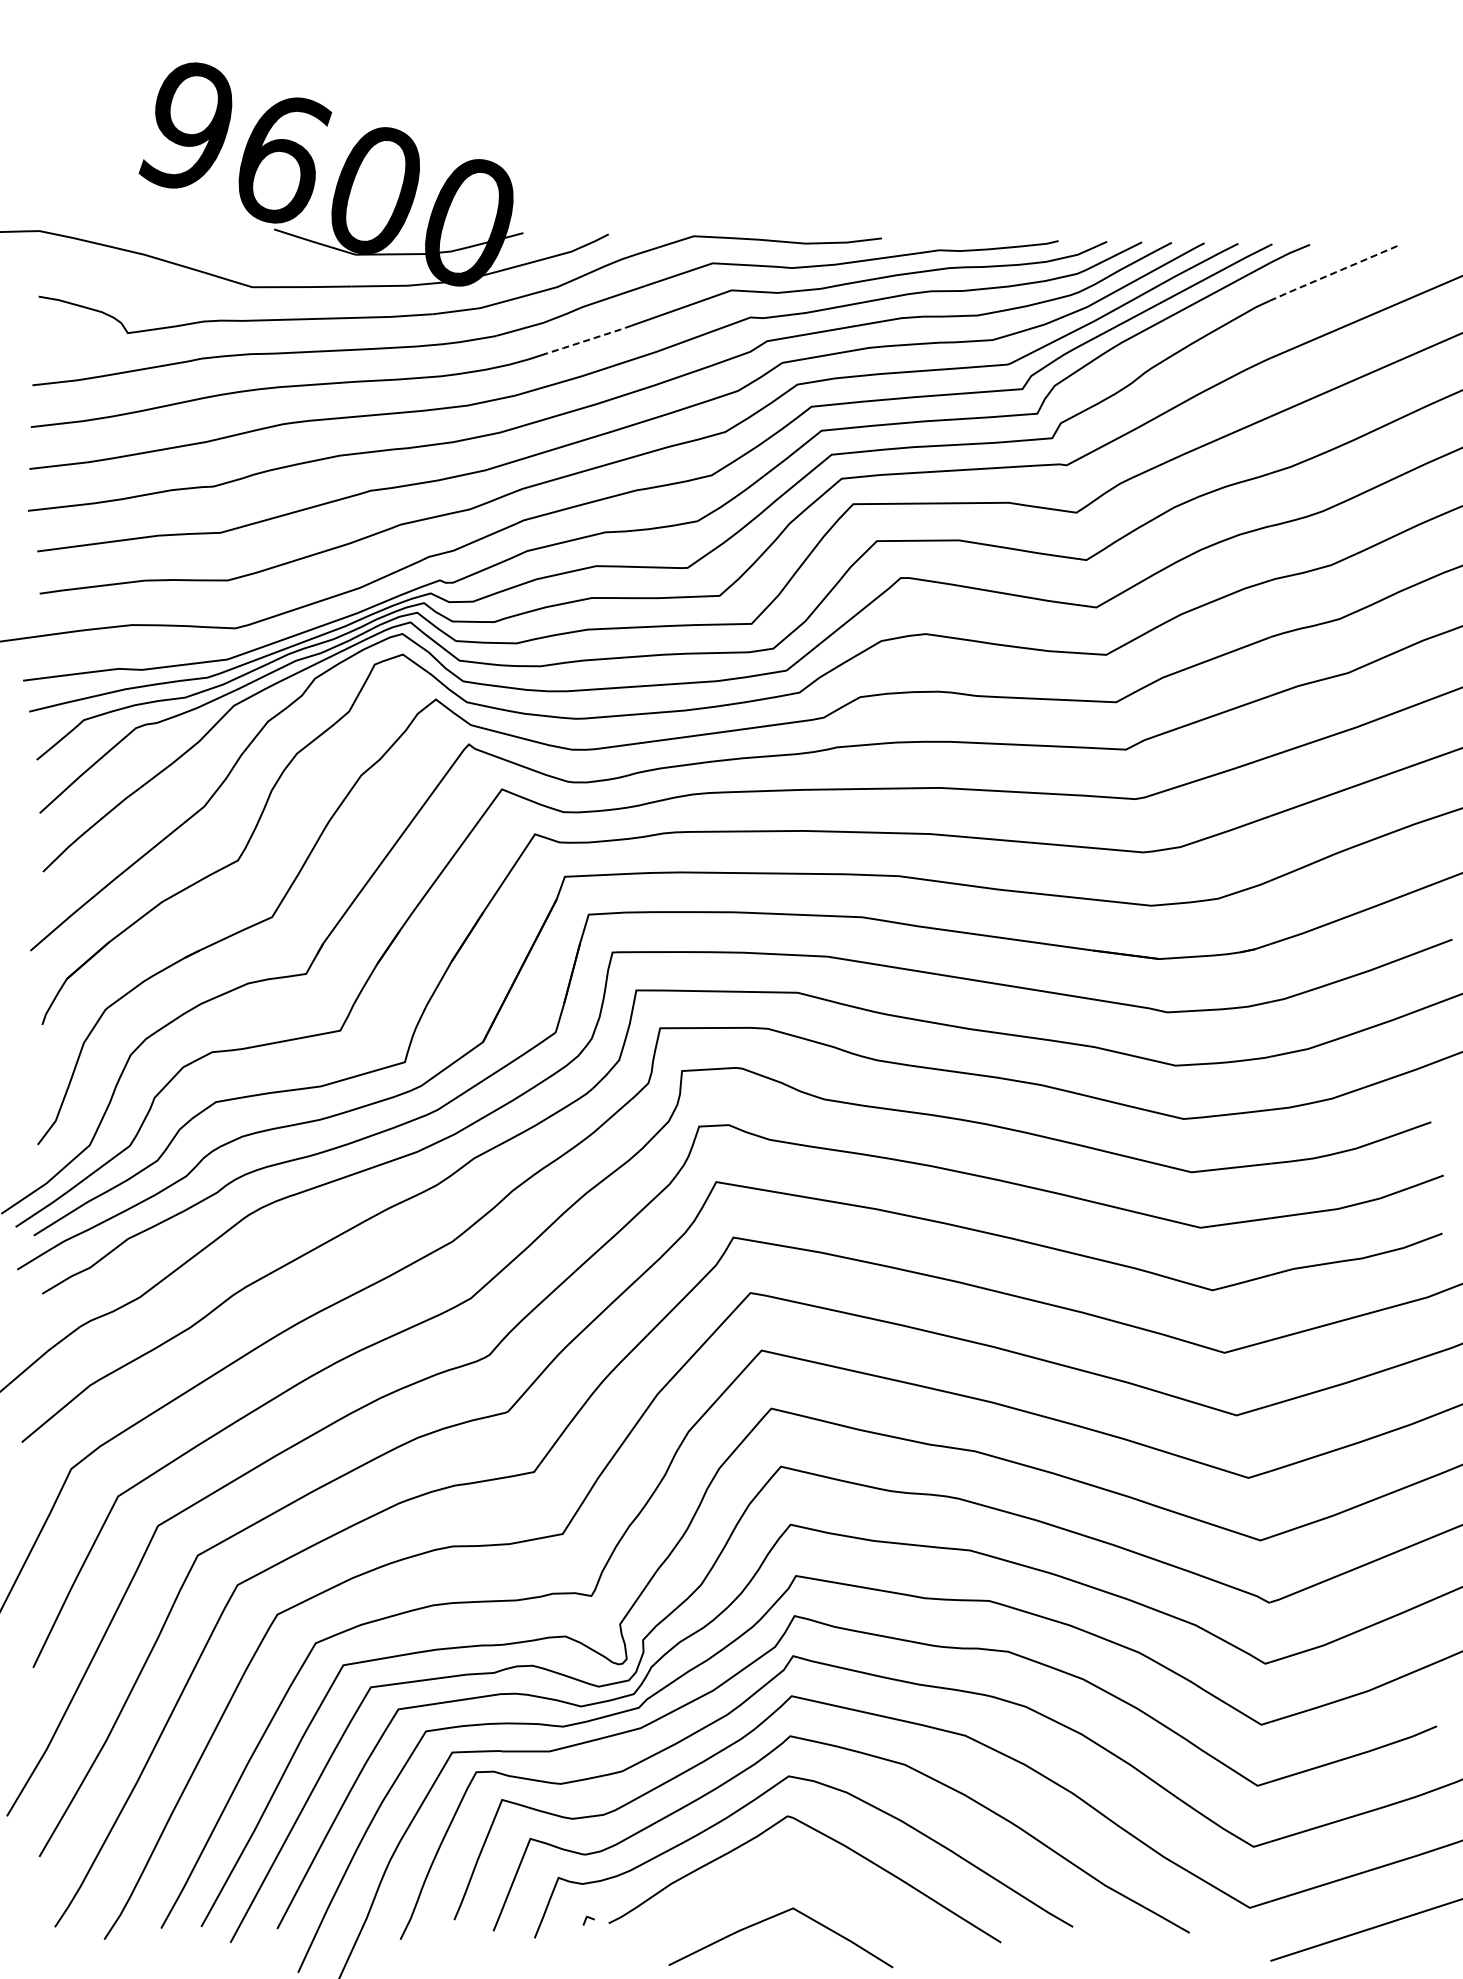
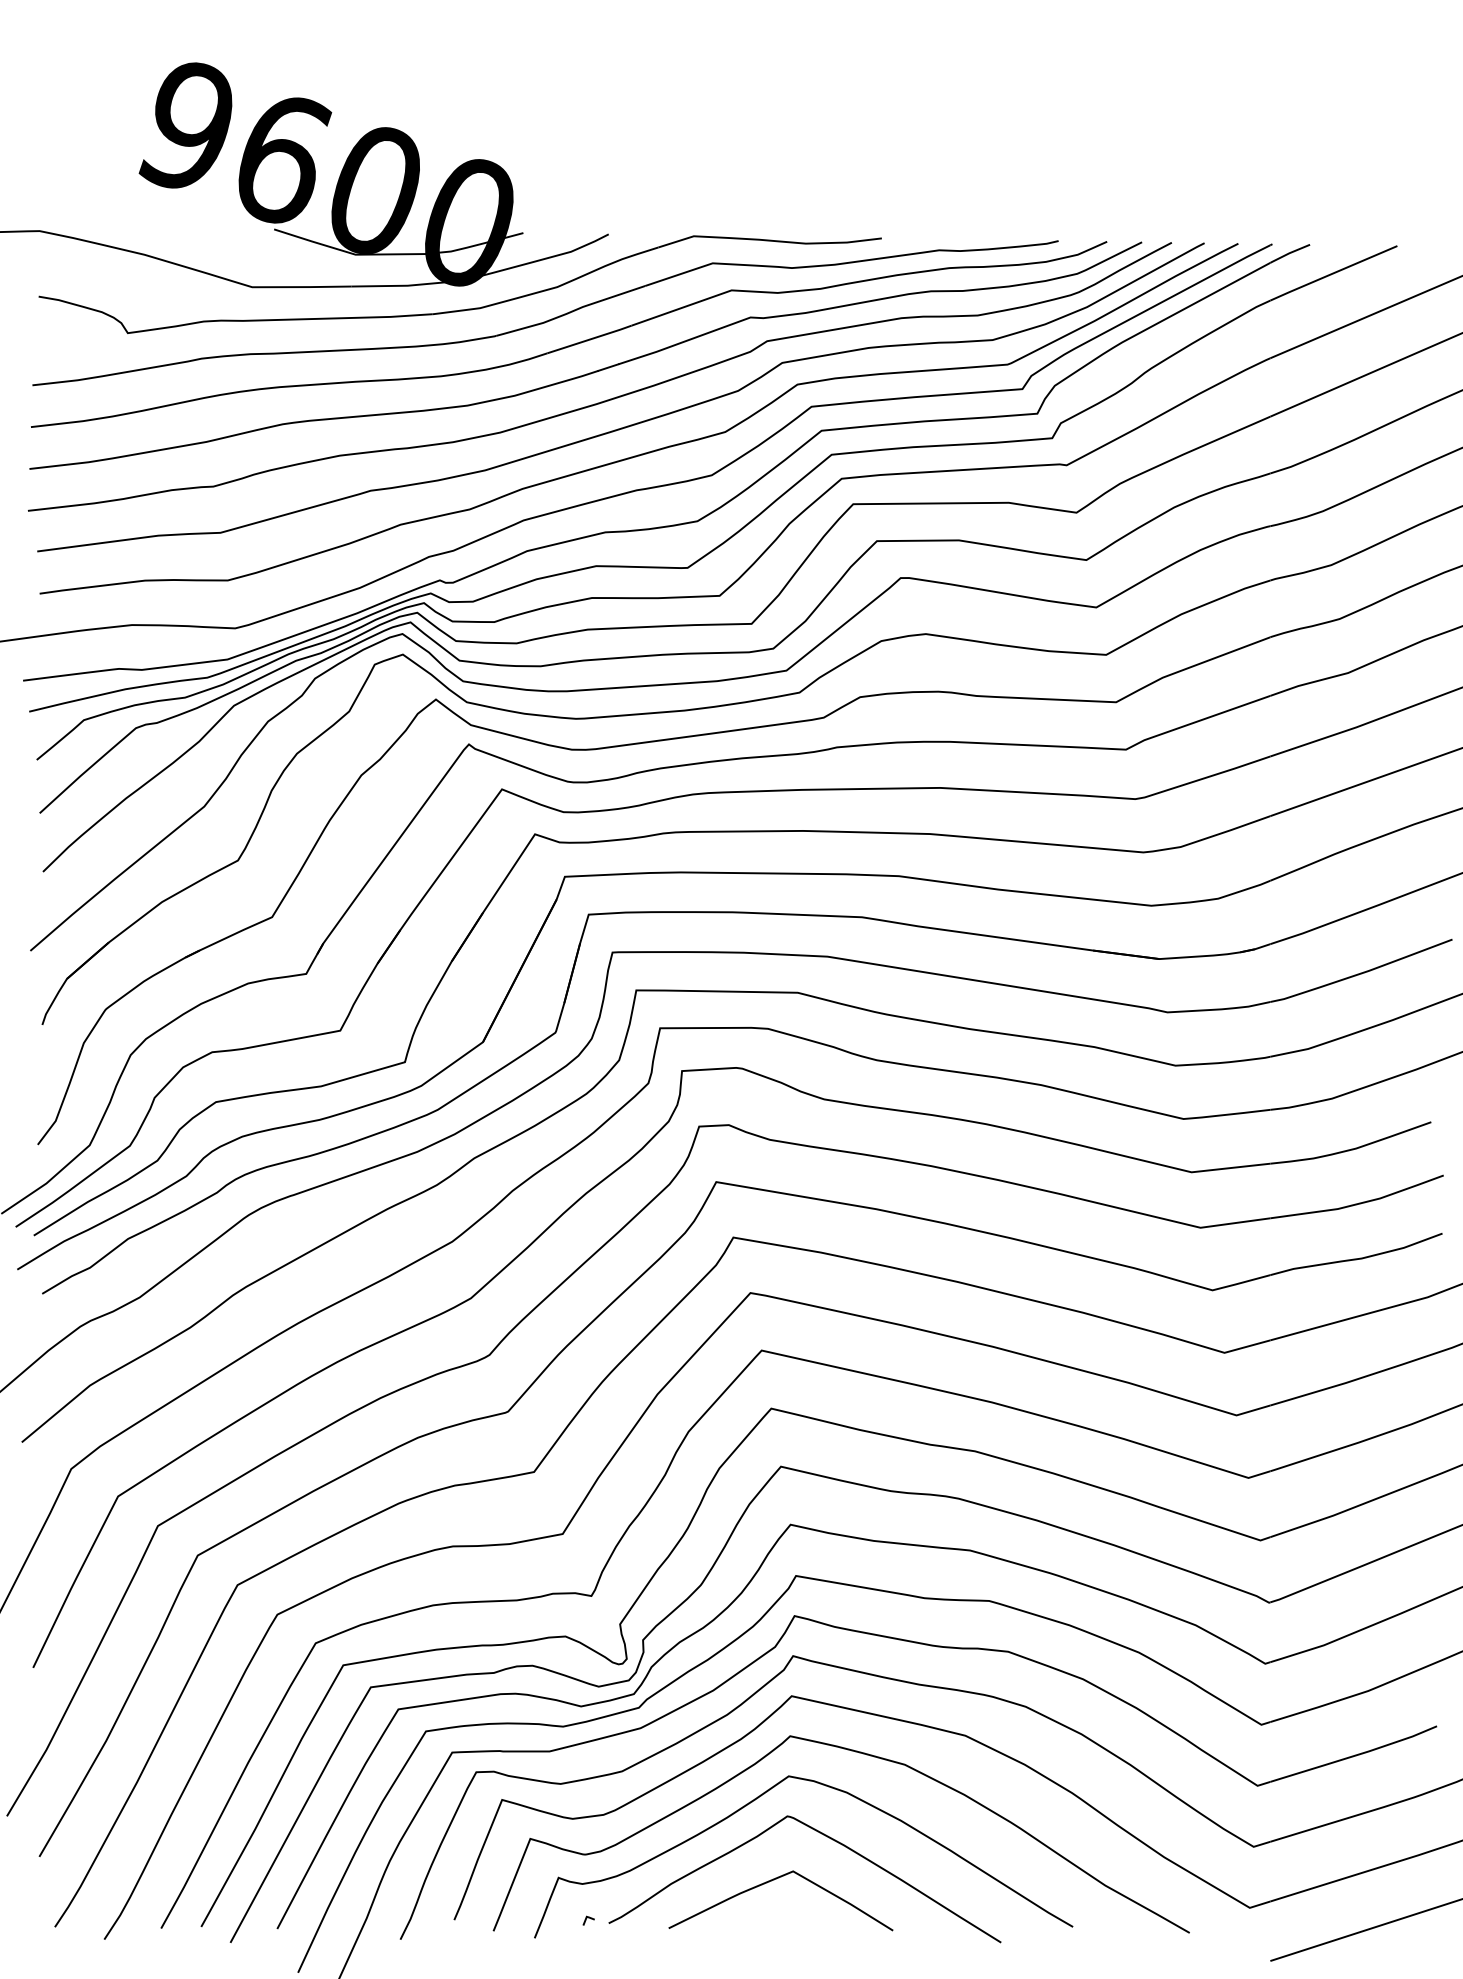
line: dashed -> solid (1332, 273)
line: dashed -> solid (589, 339)
curve position: (774, 1917) -> (774, 1880) (774, 1880)
